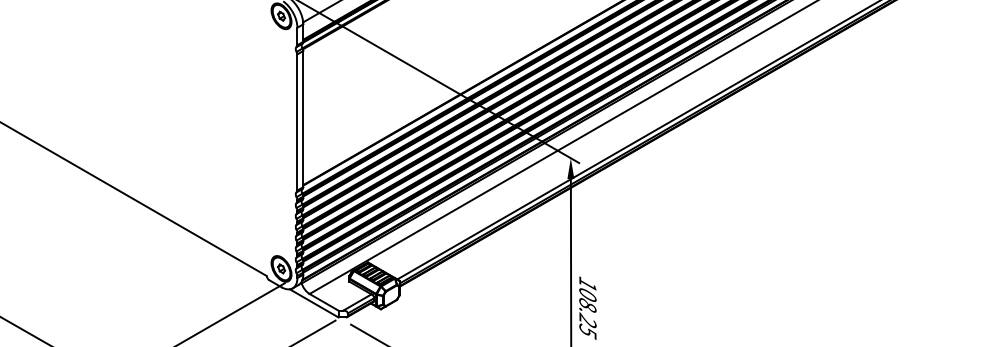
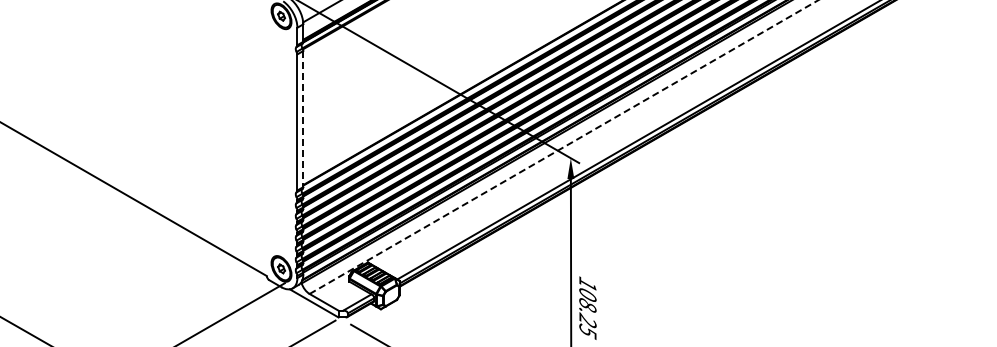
line: solid -> dashed (303, 119)
line: solid -> dashed (563, 147)
